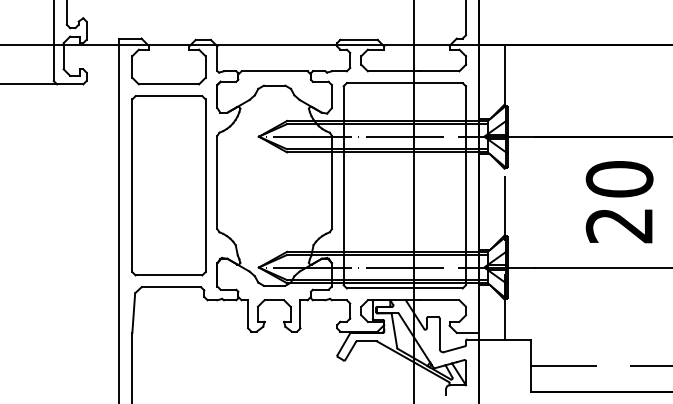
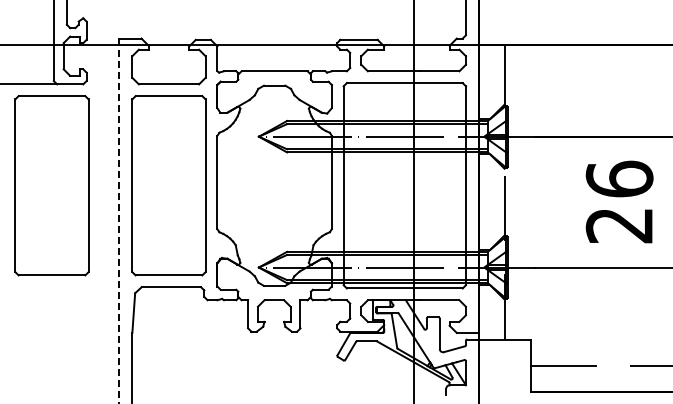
text: 20 -> 26 (619, 178)
part: none -> present (51, 185)
line: solid -> dashed (119, 221)
